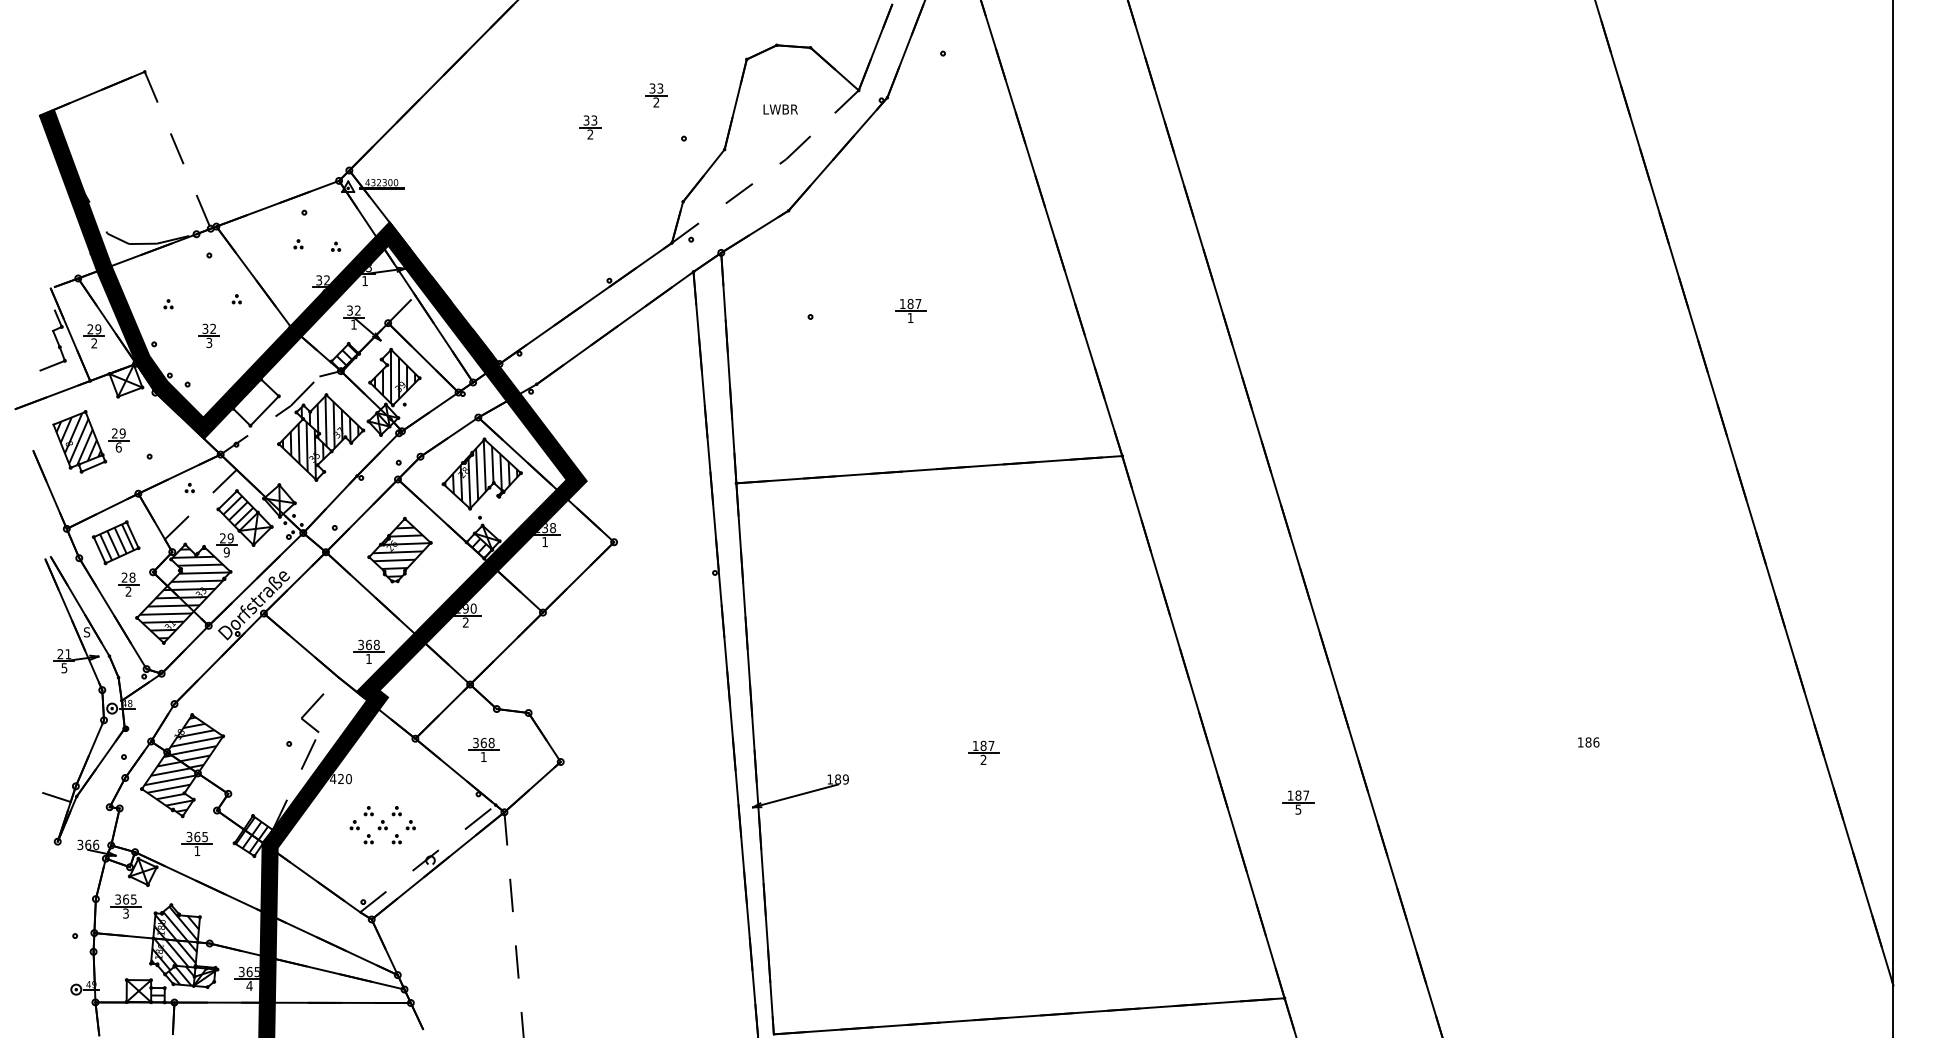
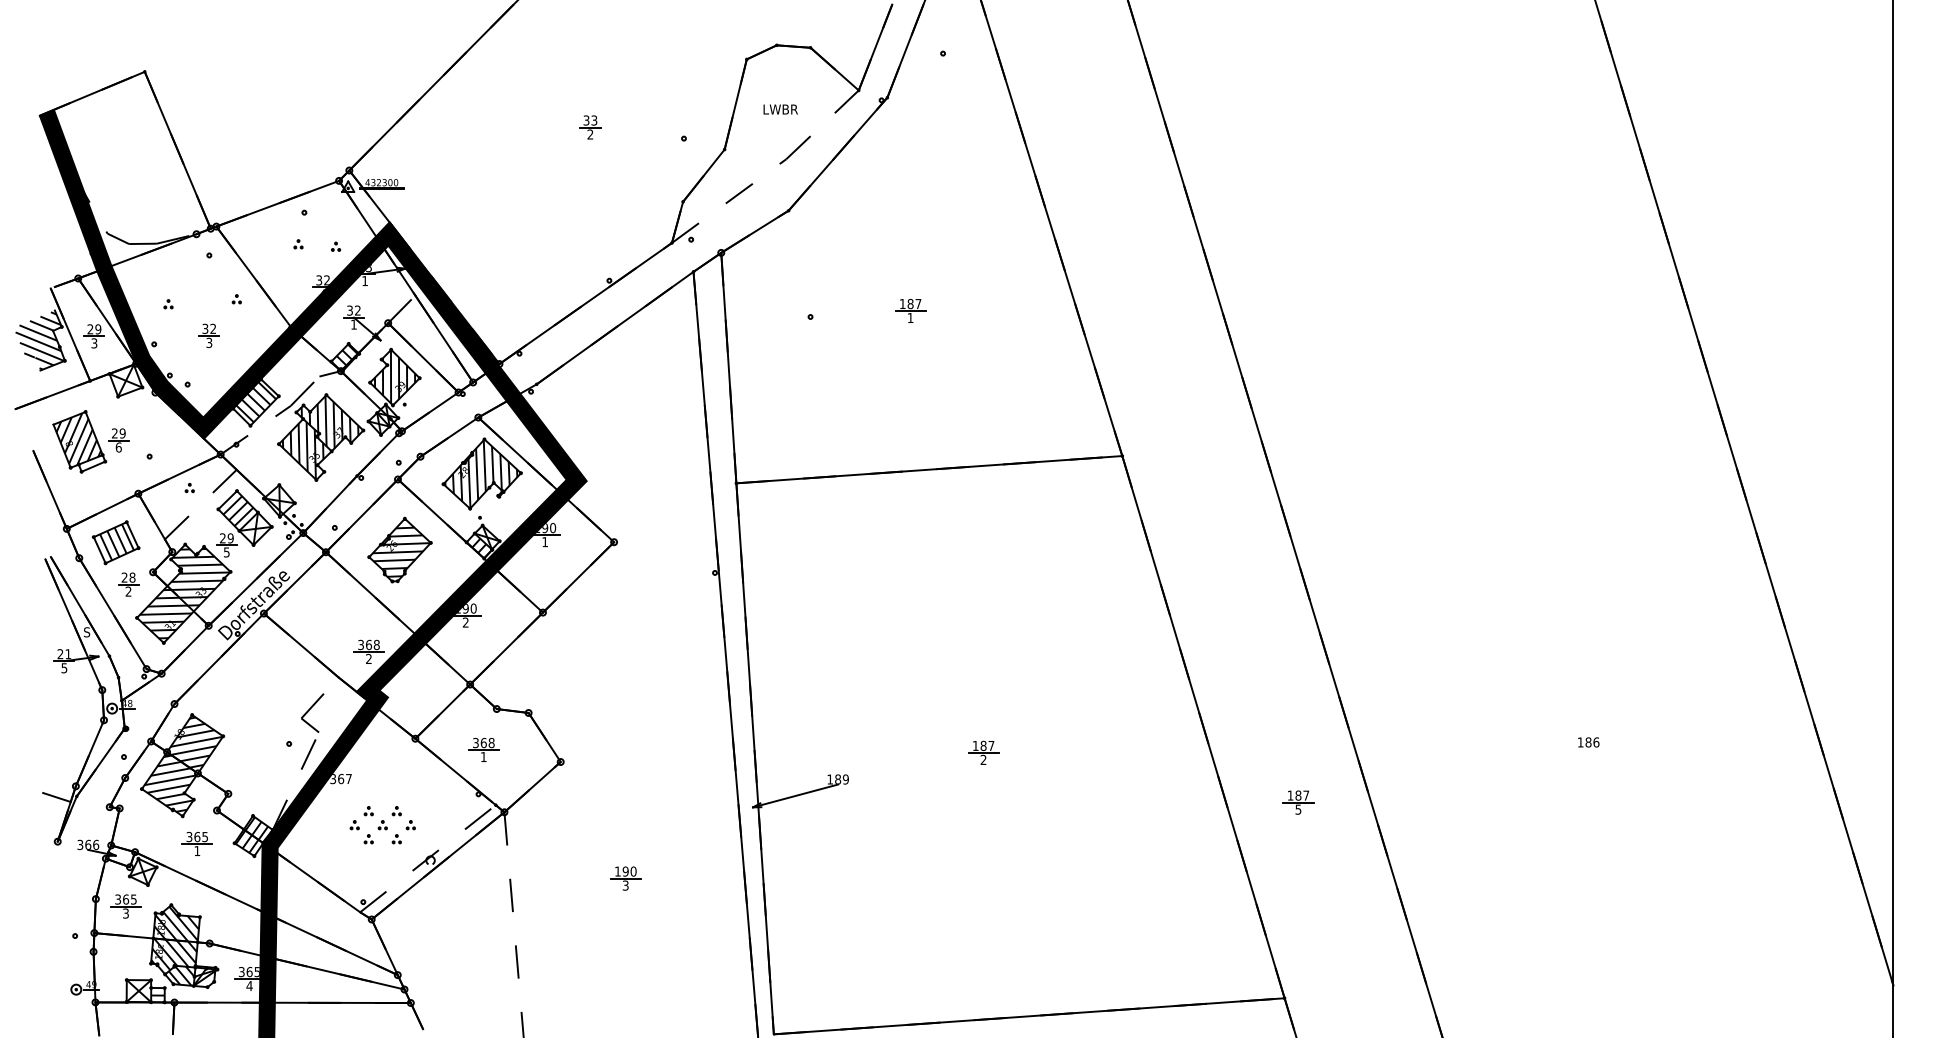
part: present -> none (656, 95)
line: none -> present (177, 149)
hatch: none -> present (39, 340)
text: 2 -> 3 (94, 343)
hatch: none -> present (256, 402)
text: 138 -> 190 (549, 527)
text: 9 -> 5 (226, 552)
text: 1 -> 2 (368, 658)
text: 420 -> 367 (340, 778)
part: none -> present (625, 878)
